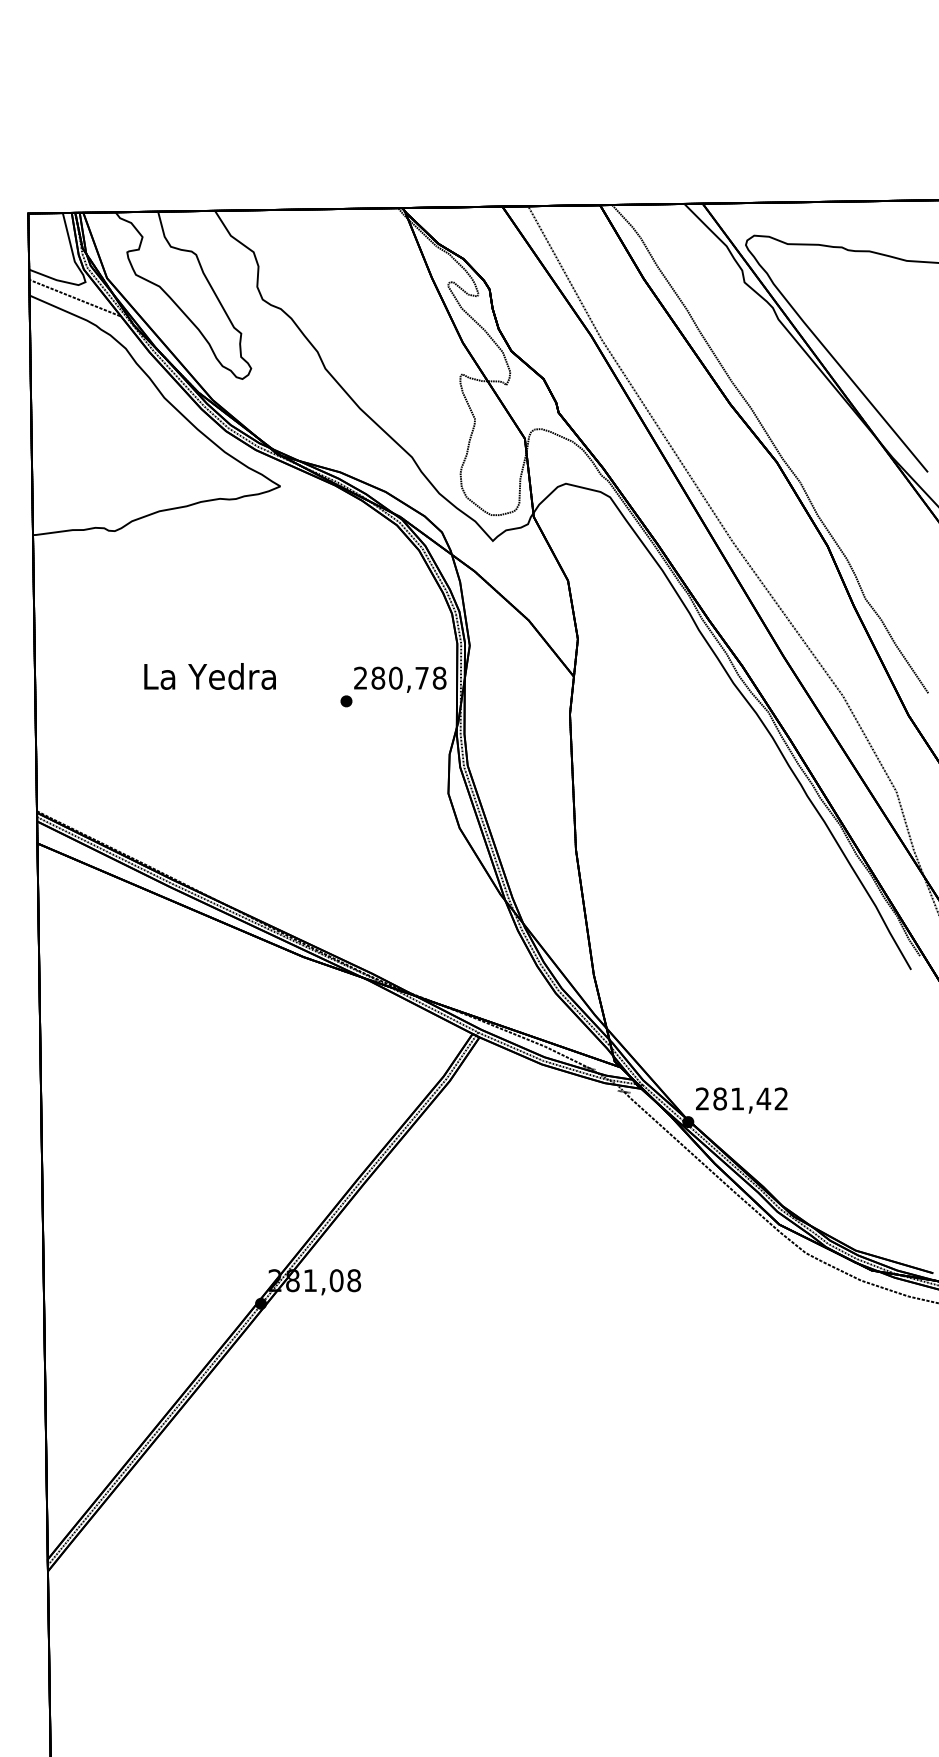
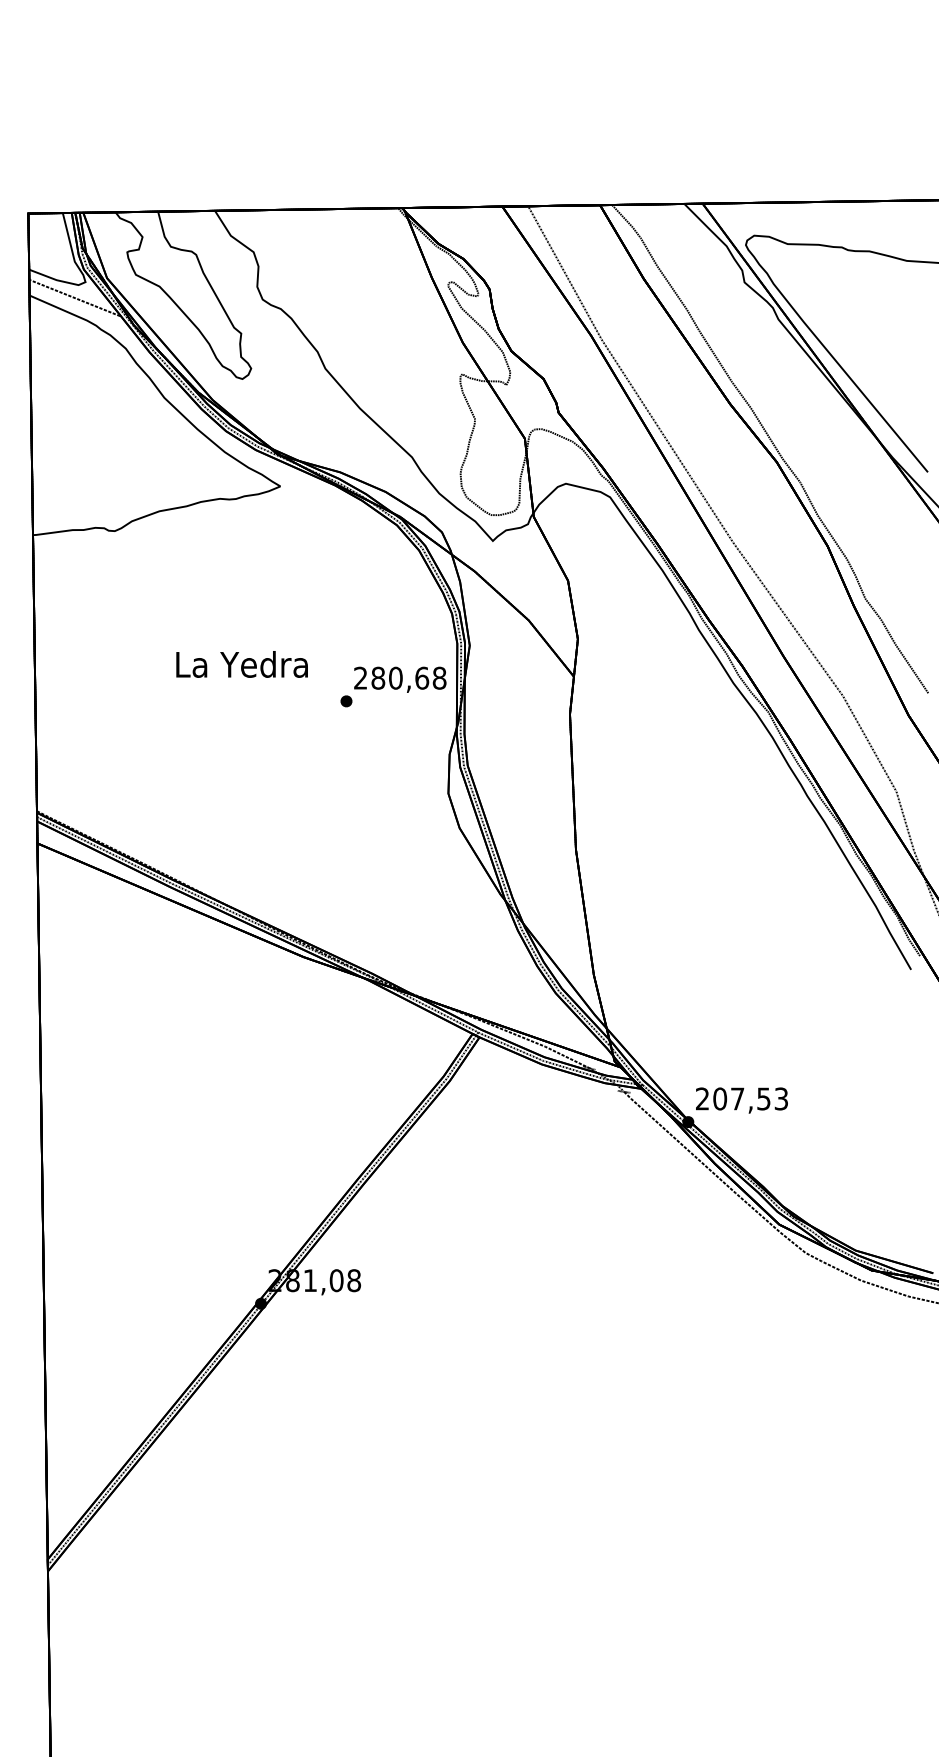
text position: (209, 676) -> (241, 664) (241, 664)
text: 280,78 -> 280,68 (422, 677)
text: 281,42 -> 207,53 (750, 1098)
